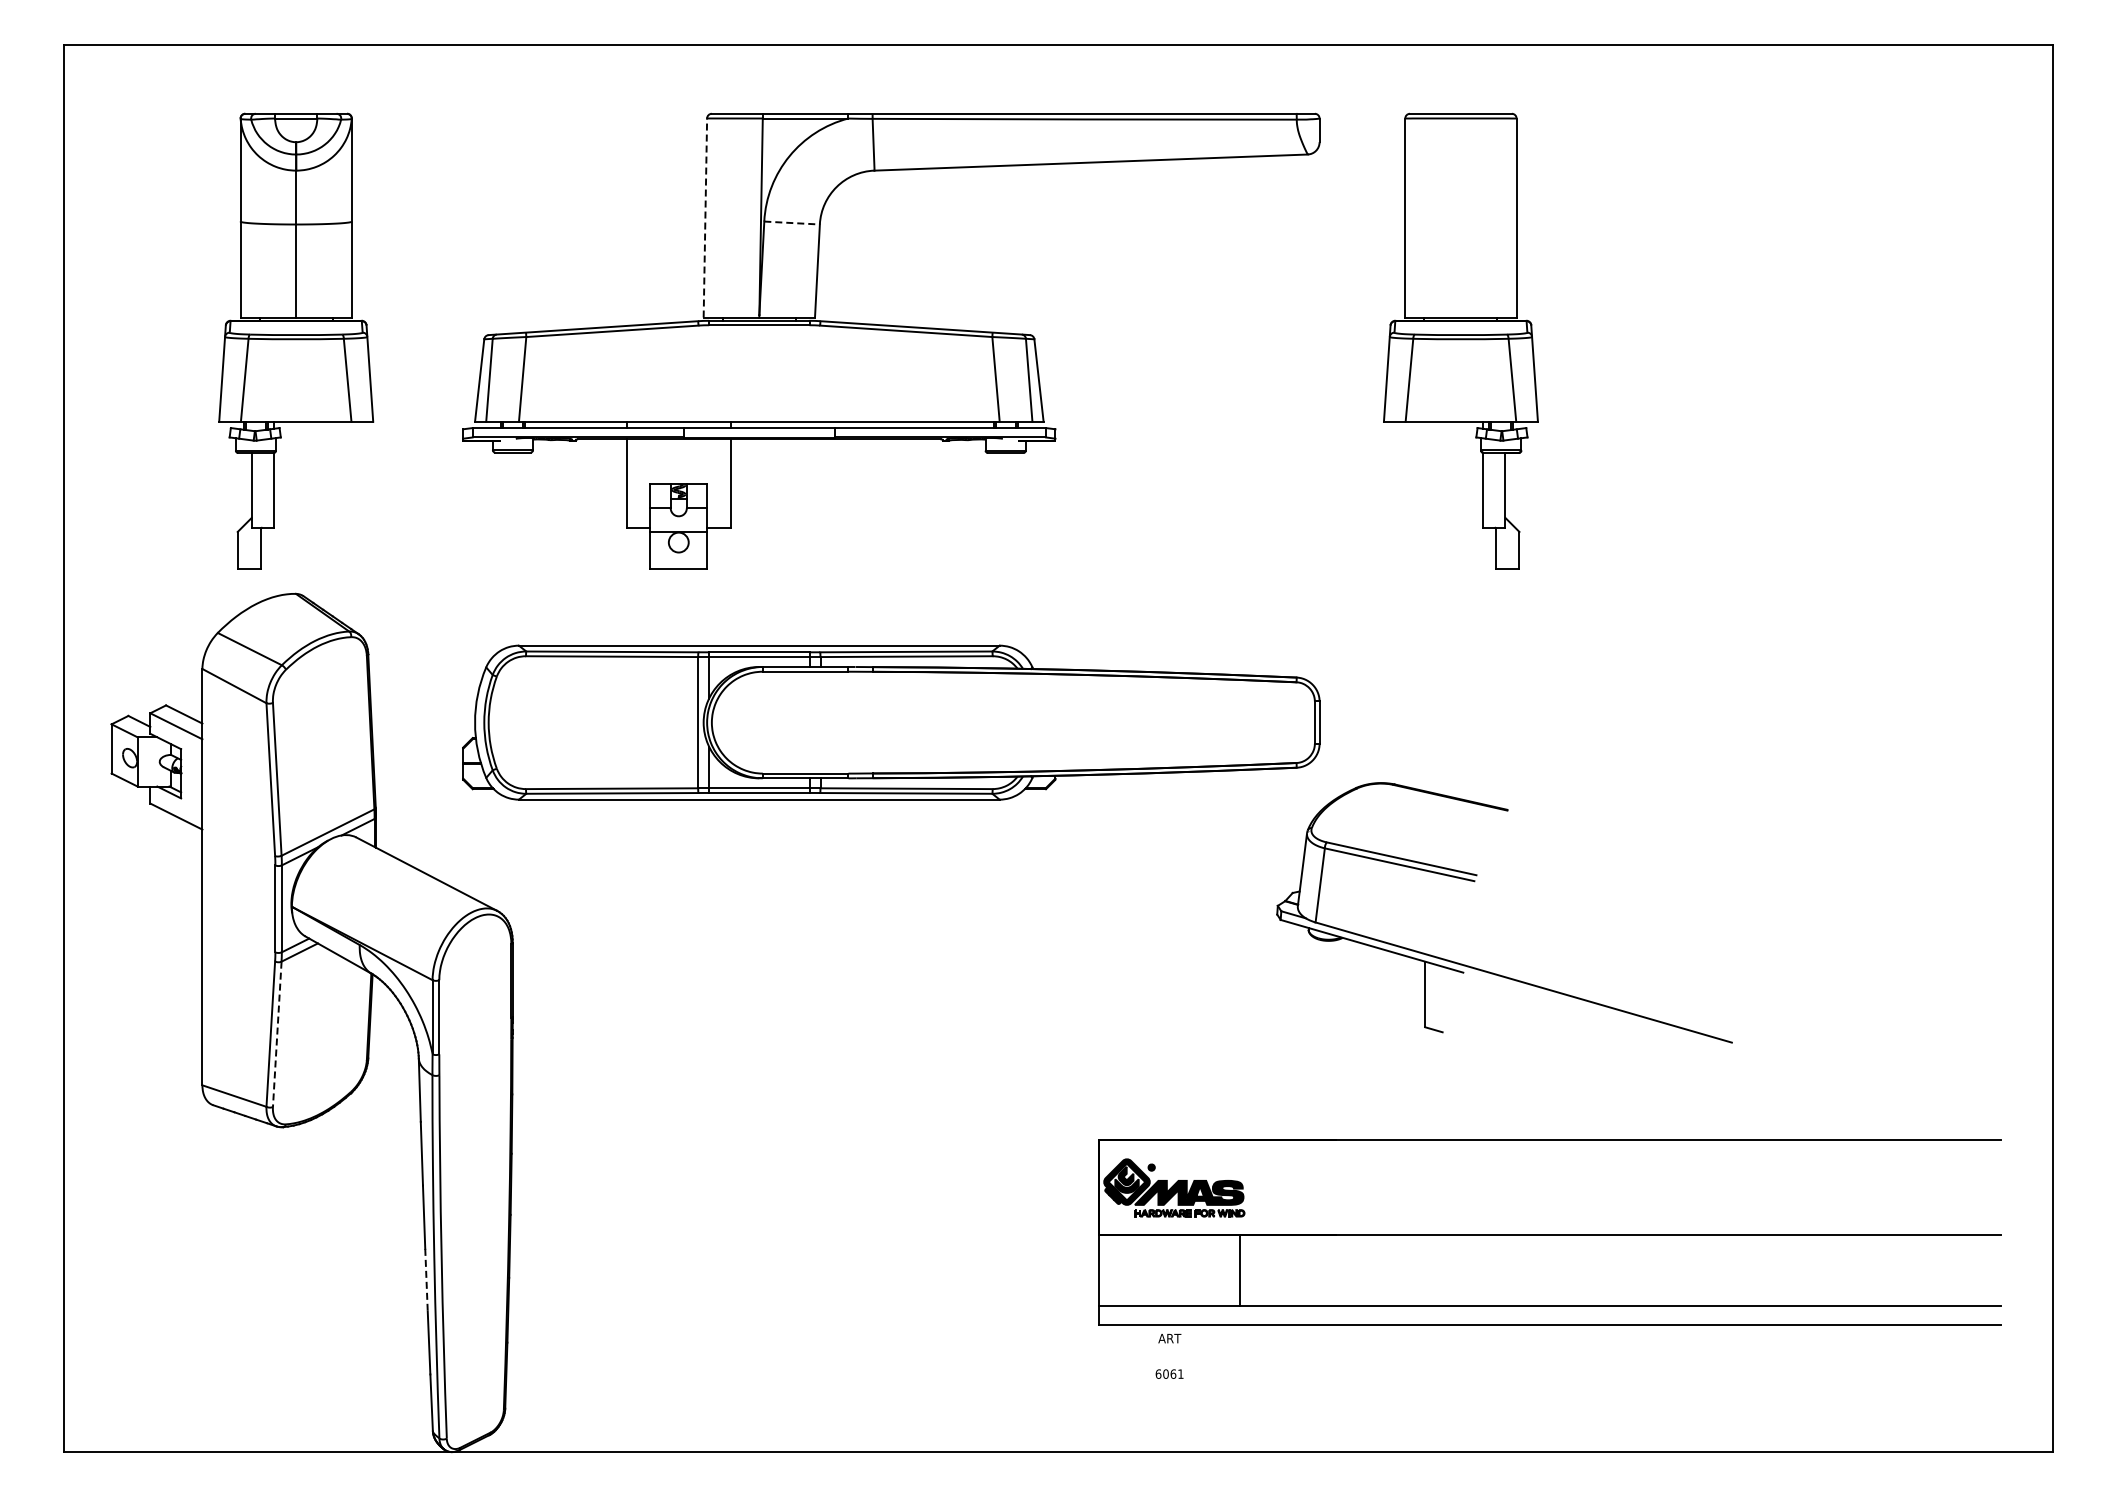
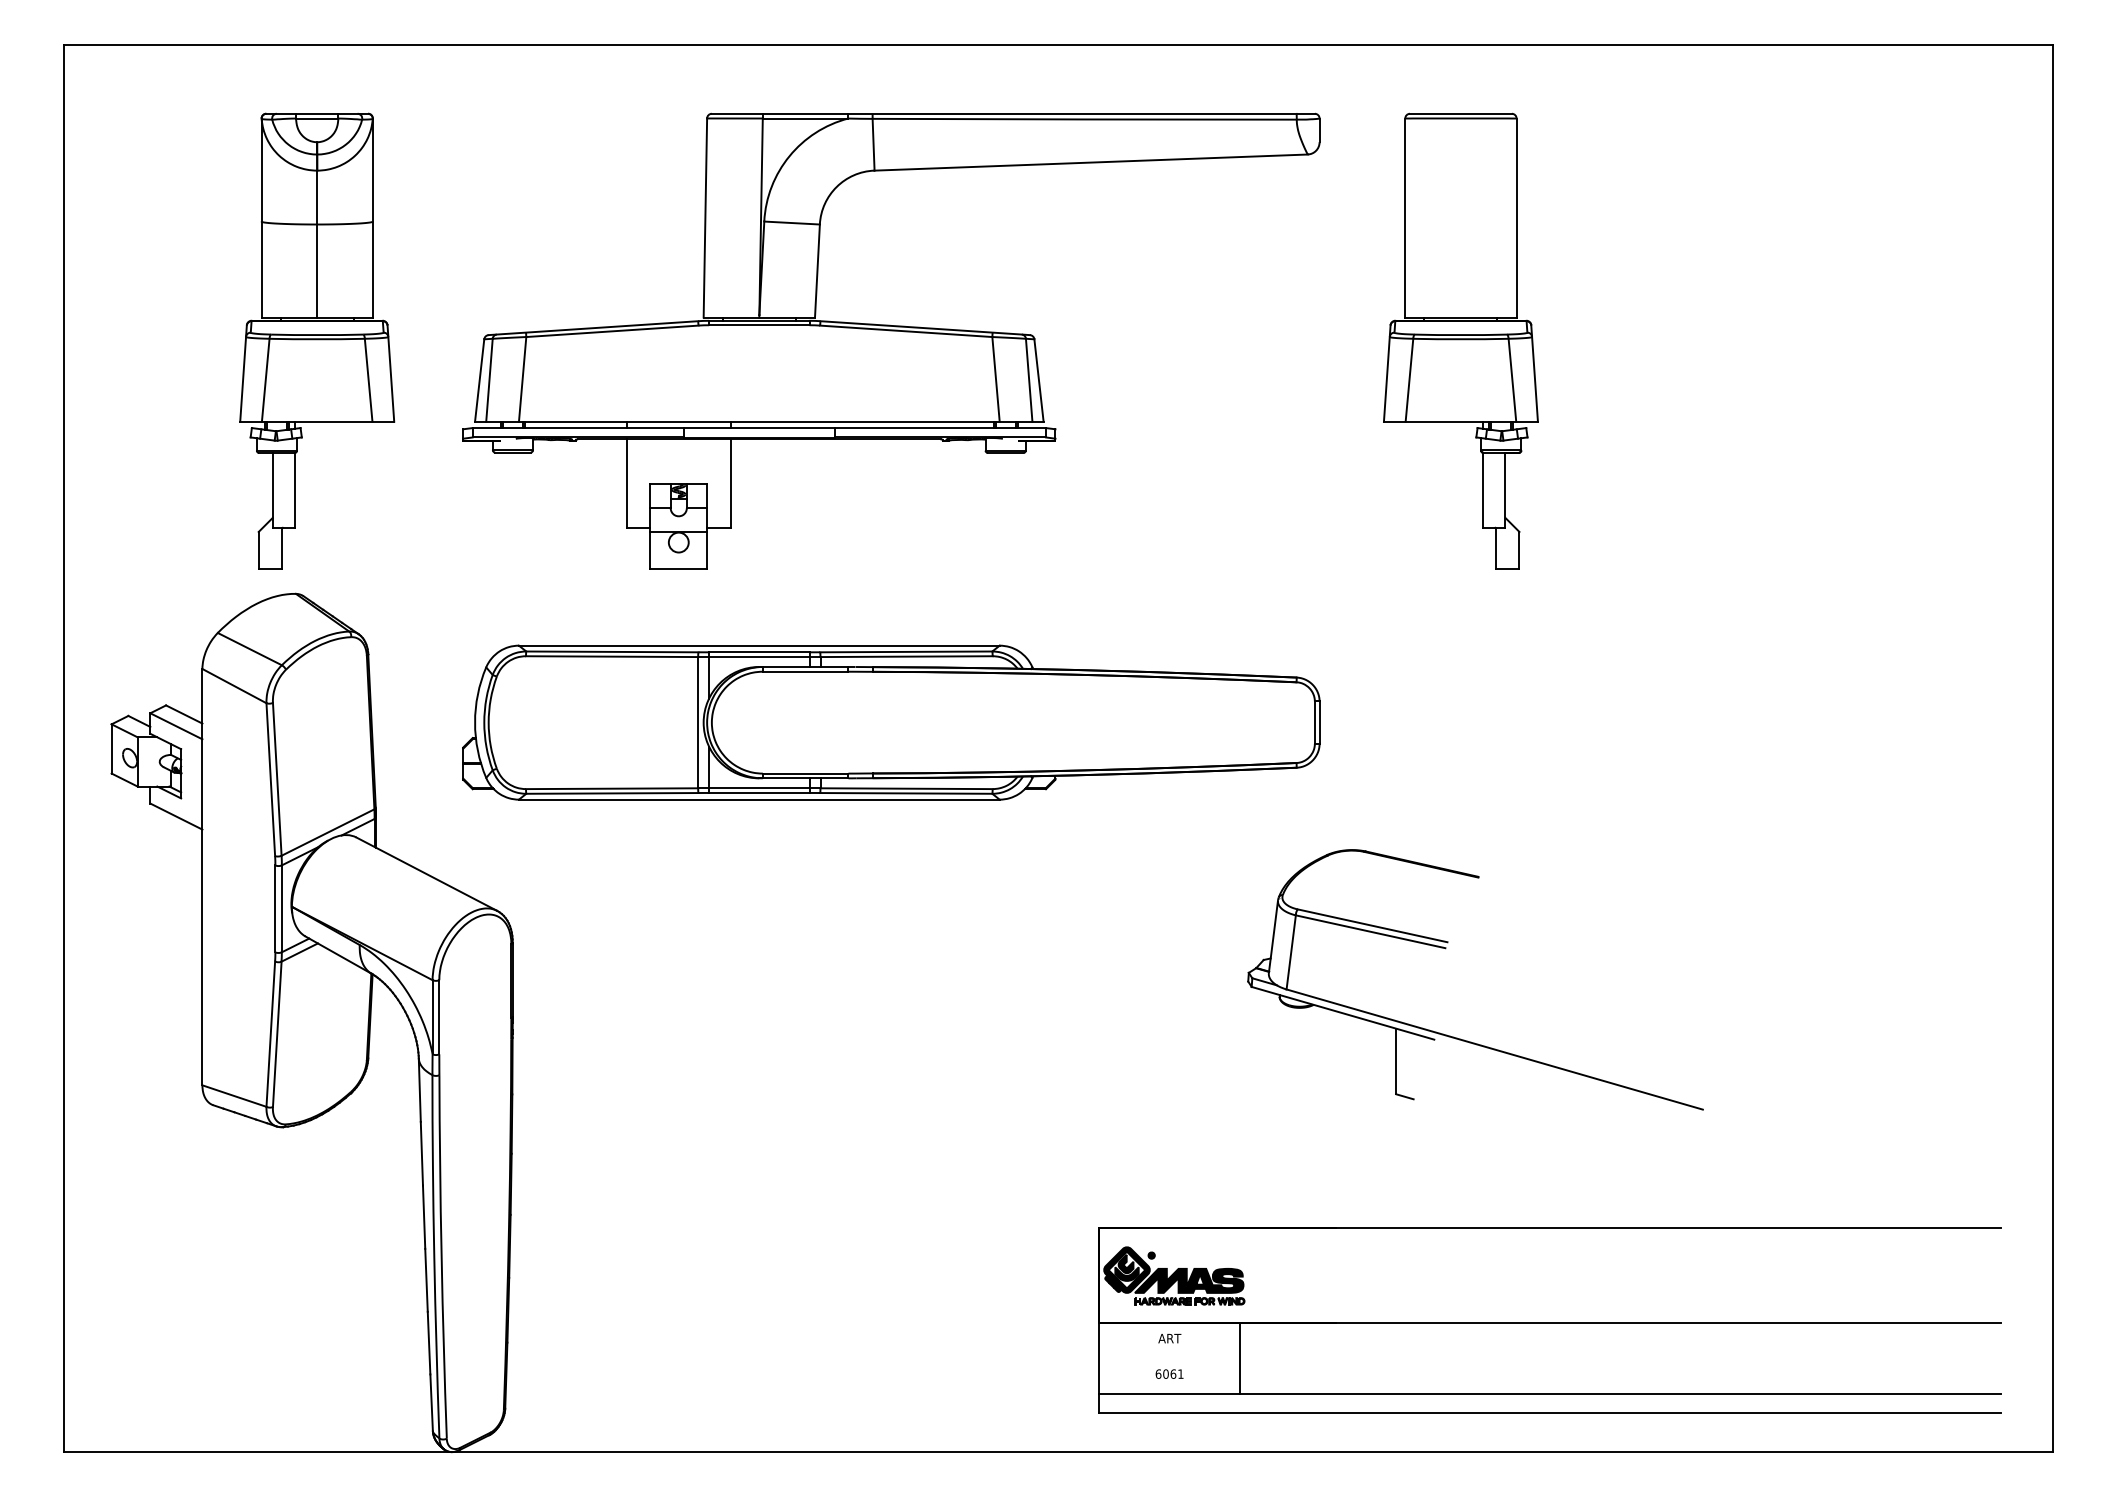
line: dashed -> solid (705, 218)
line: dashed -> solid (792, 223)
part position: (296, 340) -> (317, 340) (317, 340)
part position: (1474, 882) -> (1445, 949) (1445, 949)
line: dashed -> solid (277, 1034)
part position: (1549, 1232) -> (1549, 1320) (1549, 1320)
line: dashed -> solid (426, 1280)
